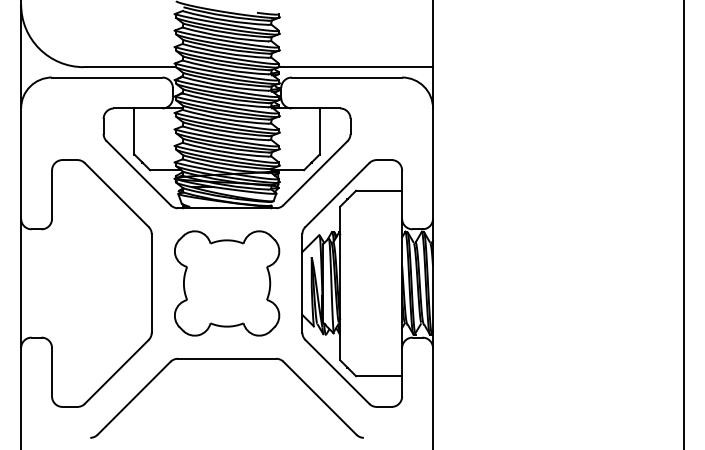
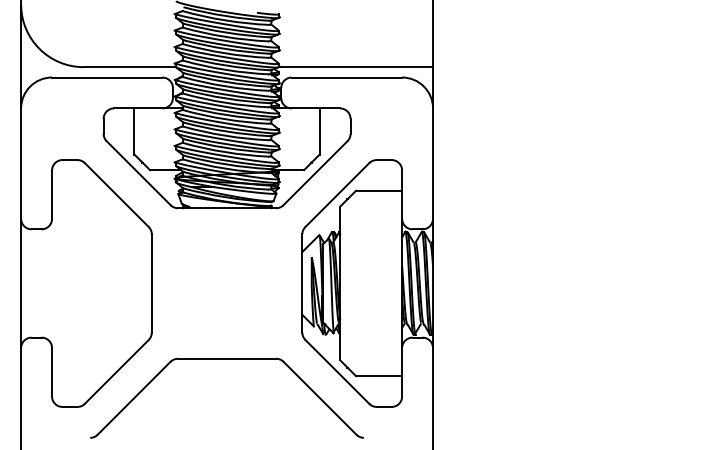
line: present -> none (683, 224)
part: present -> none (227, 283)
